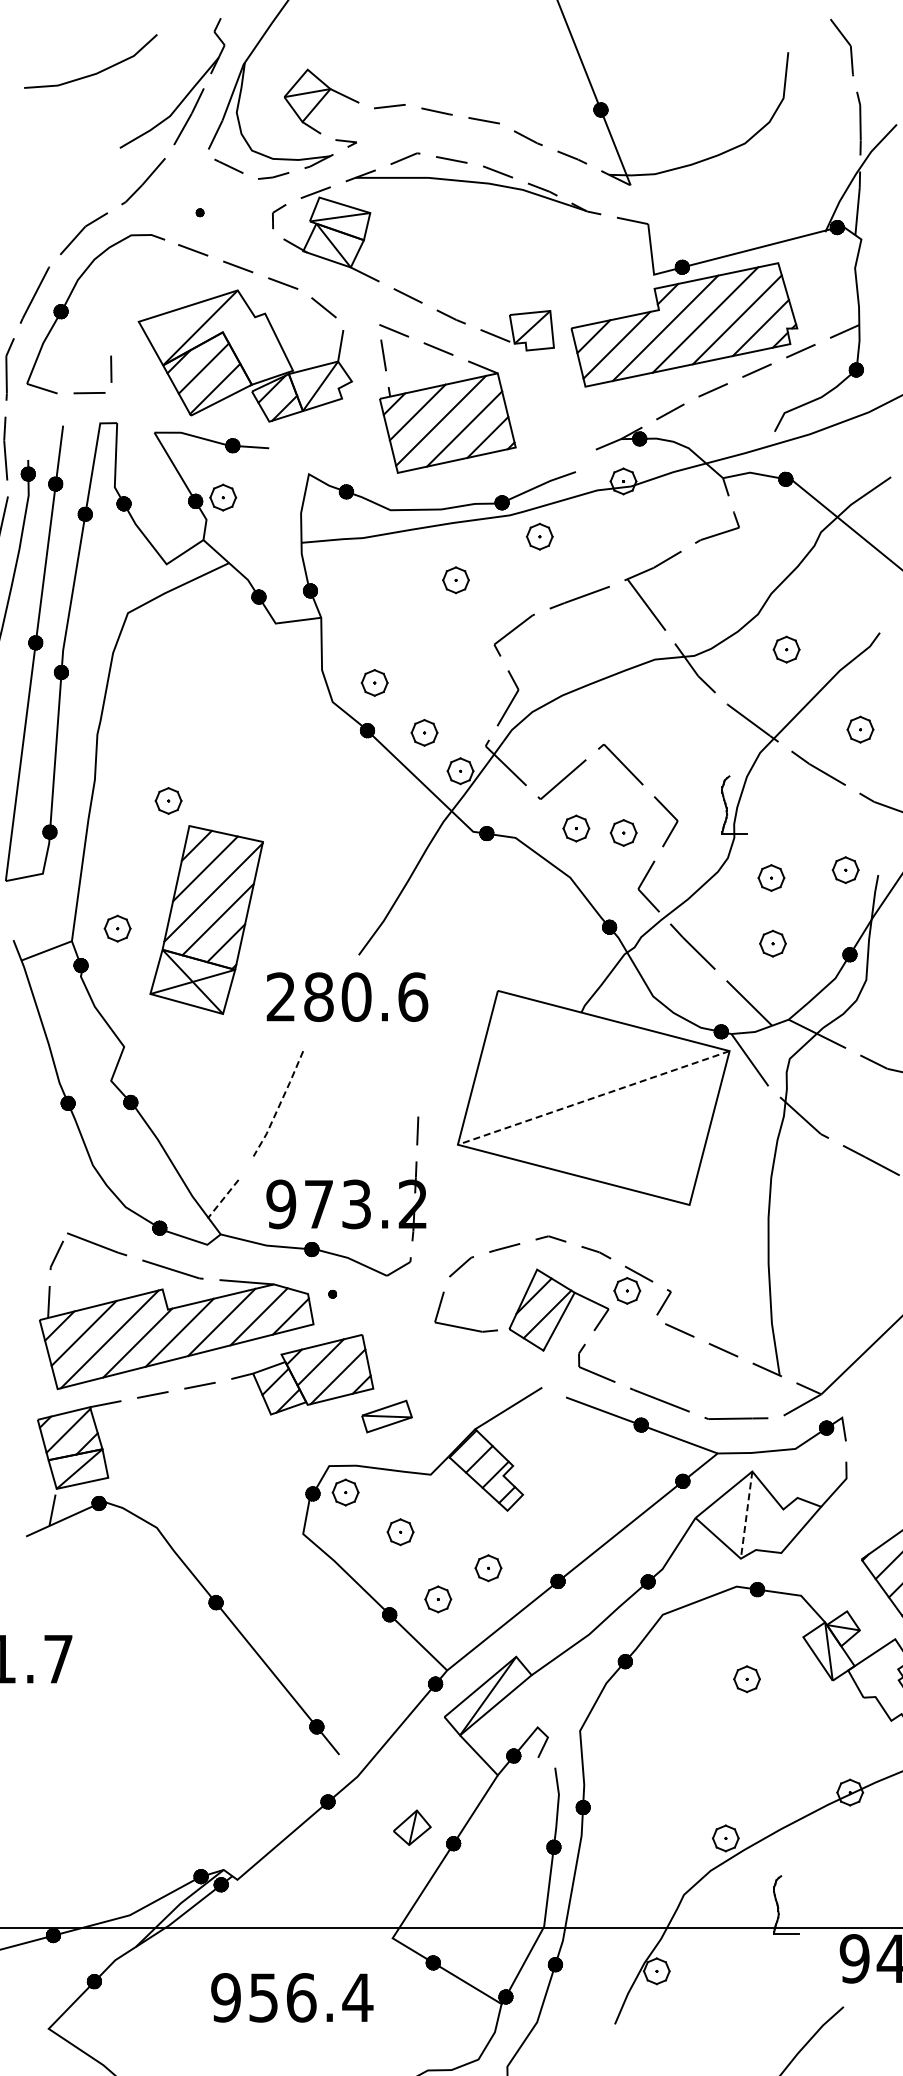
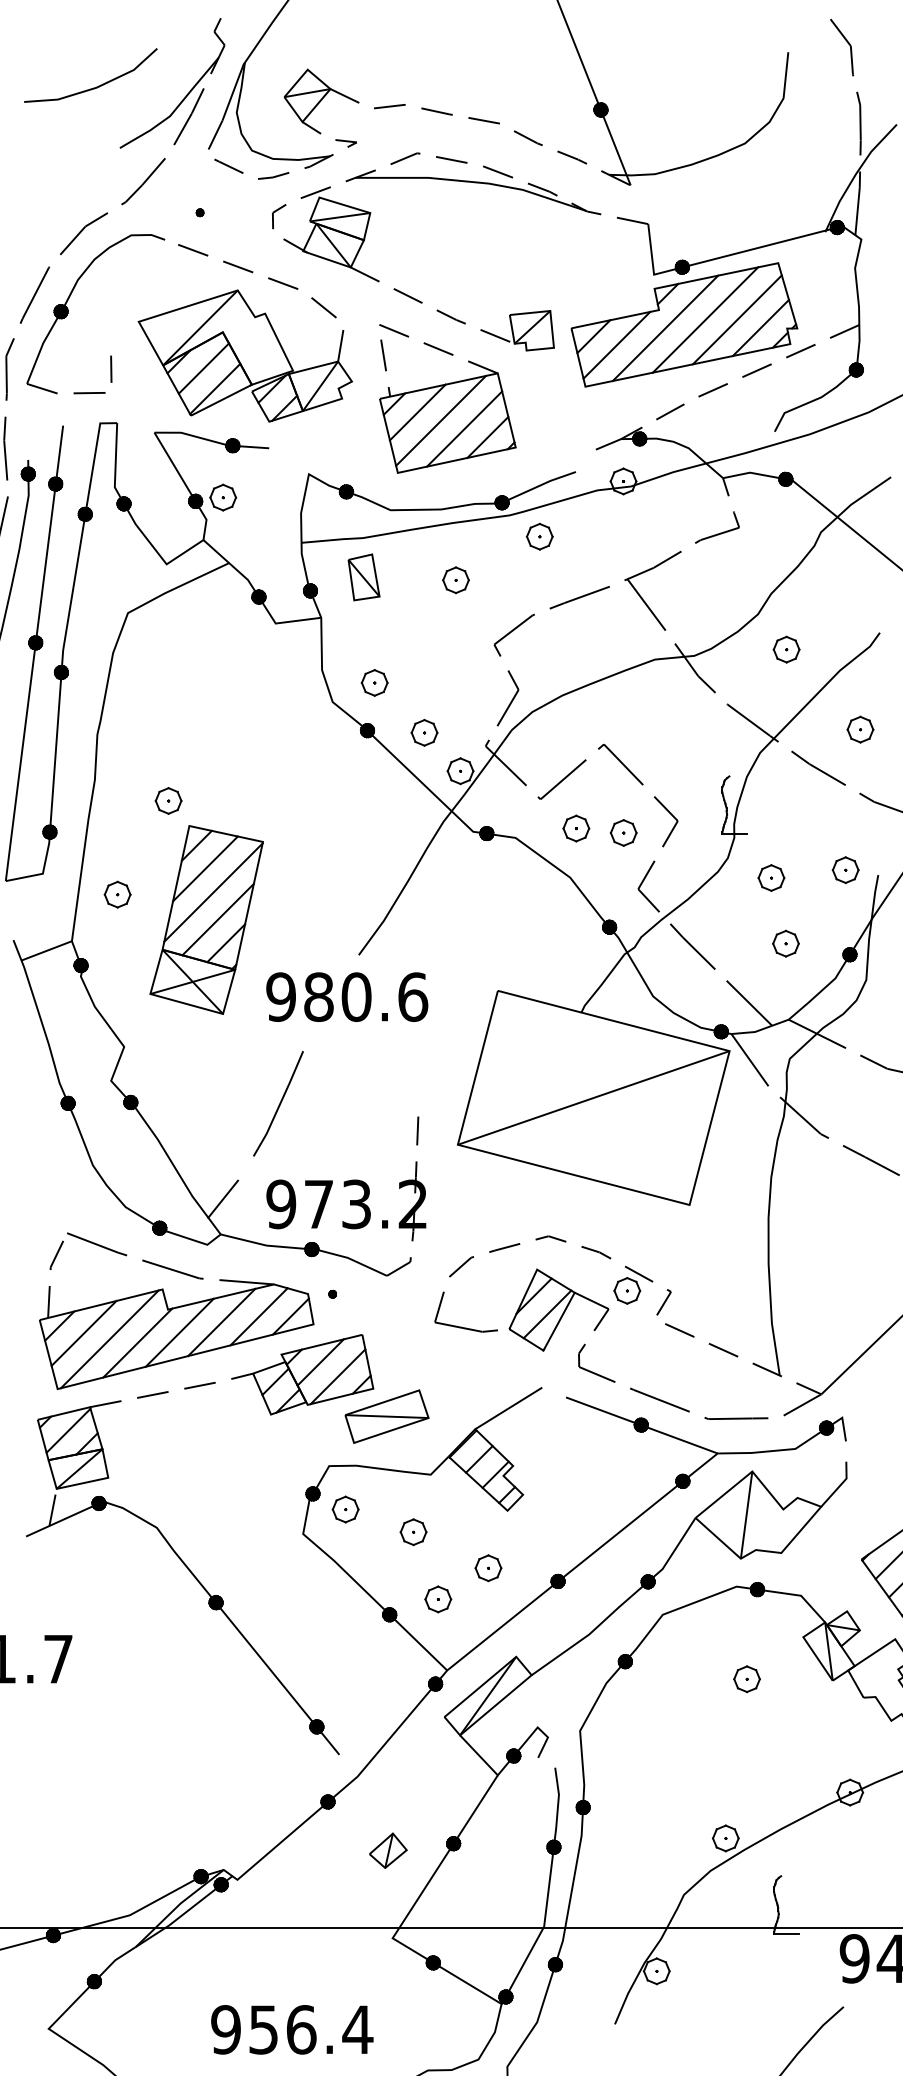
line position: (93, 73) -> (93, 87) (93, 87)
part: none -> present (363, 577)
part position: (117, 928) -> (117, 894) (117, 894)
part position: (772, 943) -> (785, 943) (785, 943)
text: 280.6 -> 980.6 (280, 996)
line: dashed -> solid (593, 1097)
line: dashed -> solid (279, 1105)
line: dashed -> solid (223, 1199)
part size: 52x35 px -> 86x55 px (386, 1416)
part position: (345, 1492) -> (345, 1509) (345, 1509)
line: dashed -> solid (746, 1515)
part position: (400, 1532) -> (413, 1532) (413, 1532)
part position: (412, 1827) -> (388, 1850) (388, 1850)
text position: (292, 1997) -> (292, 2029) (292, 2029)
